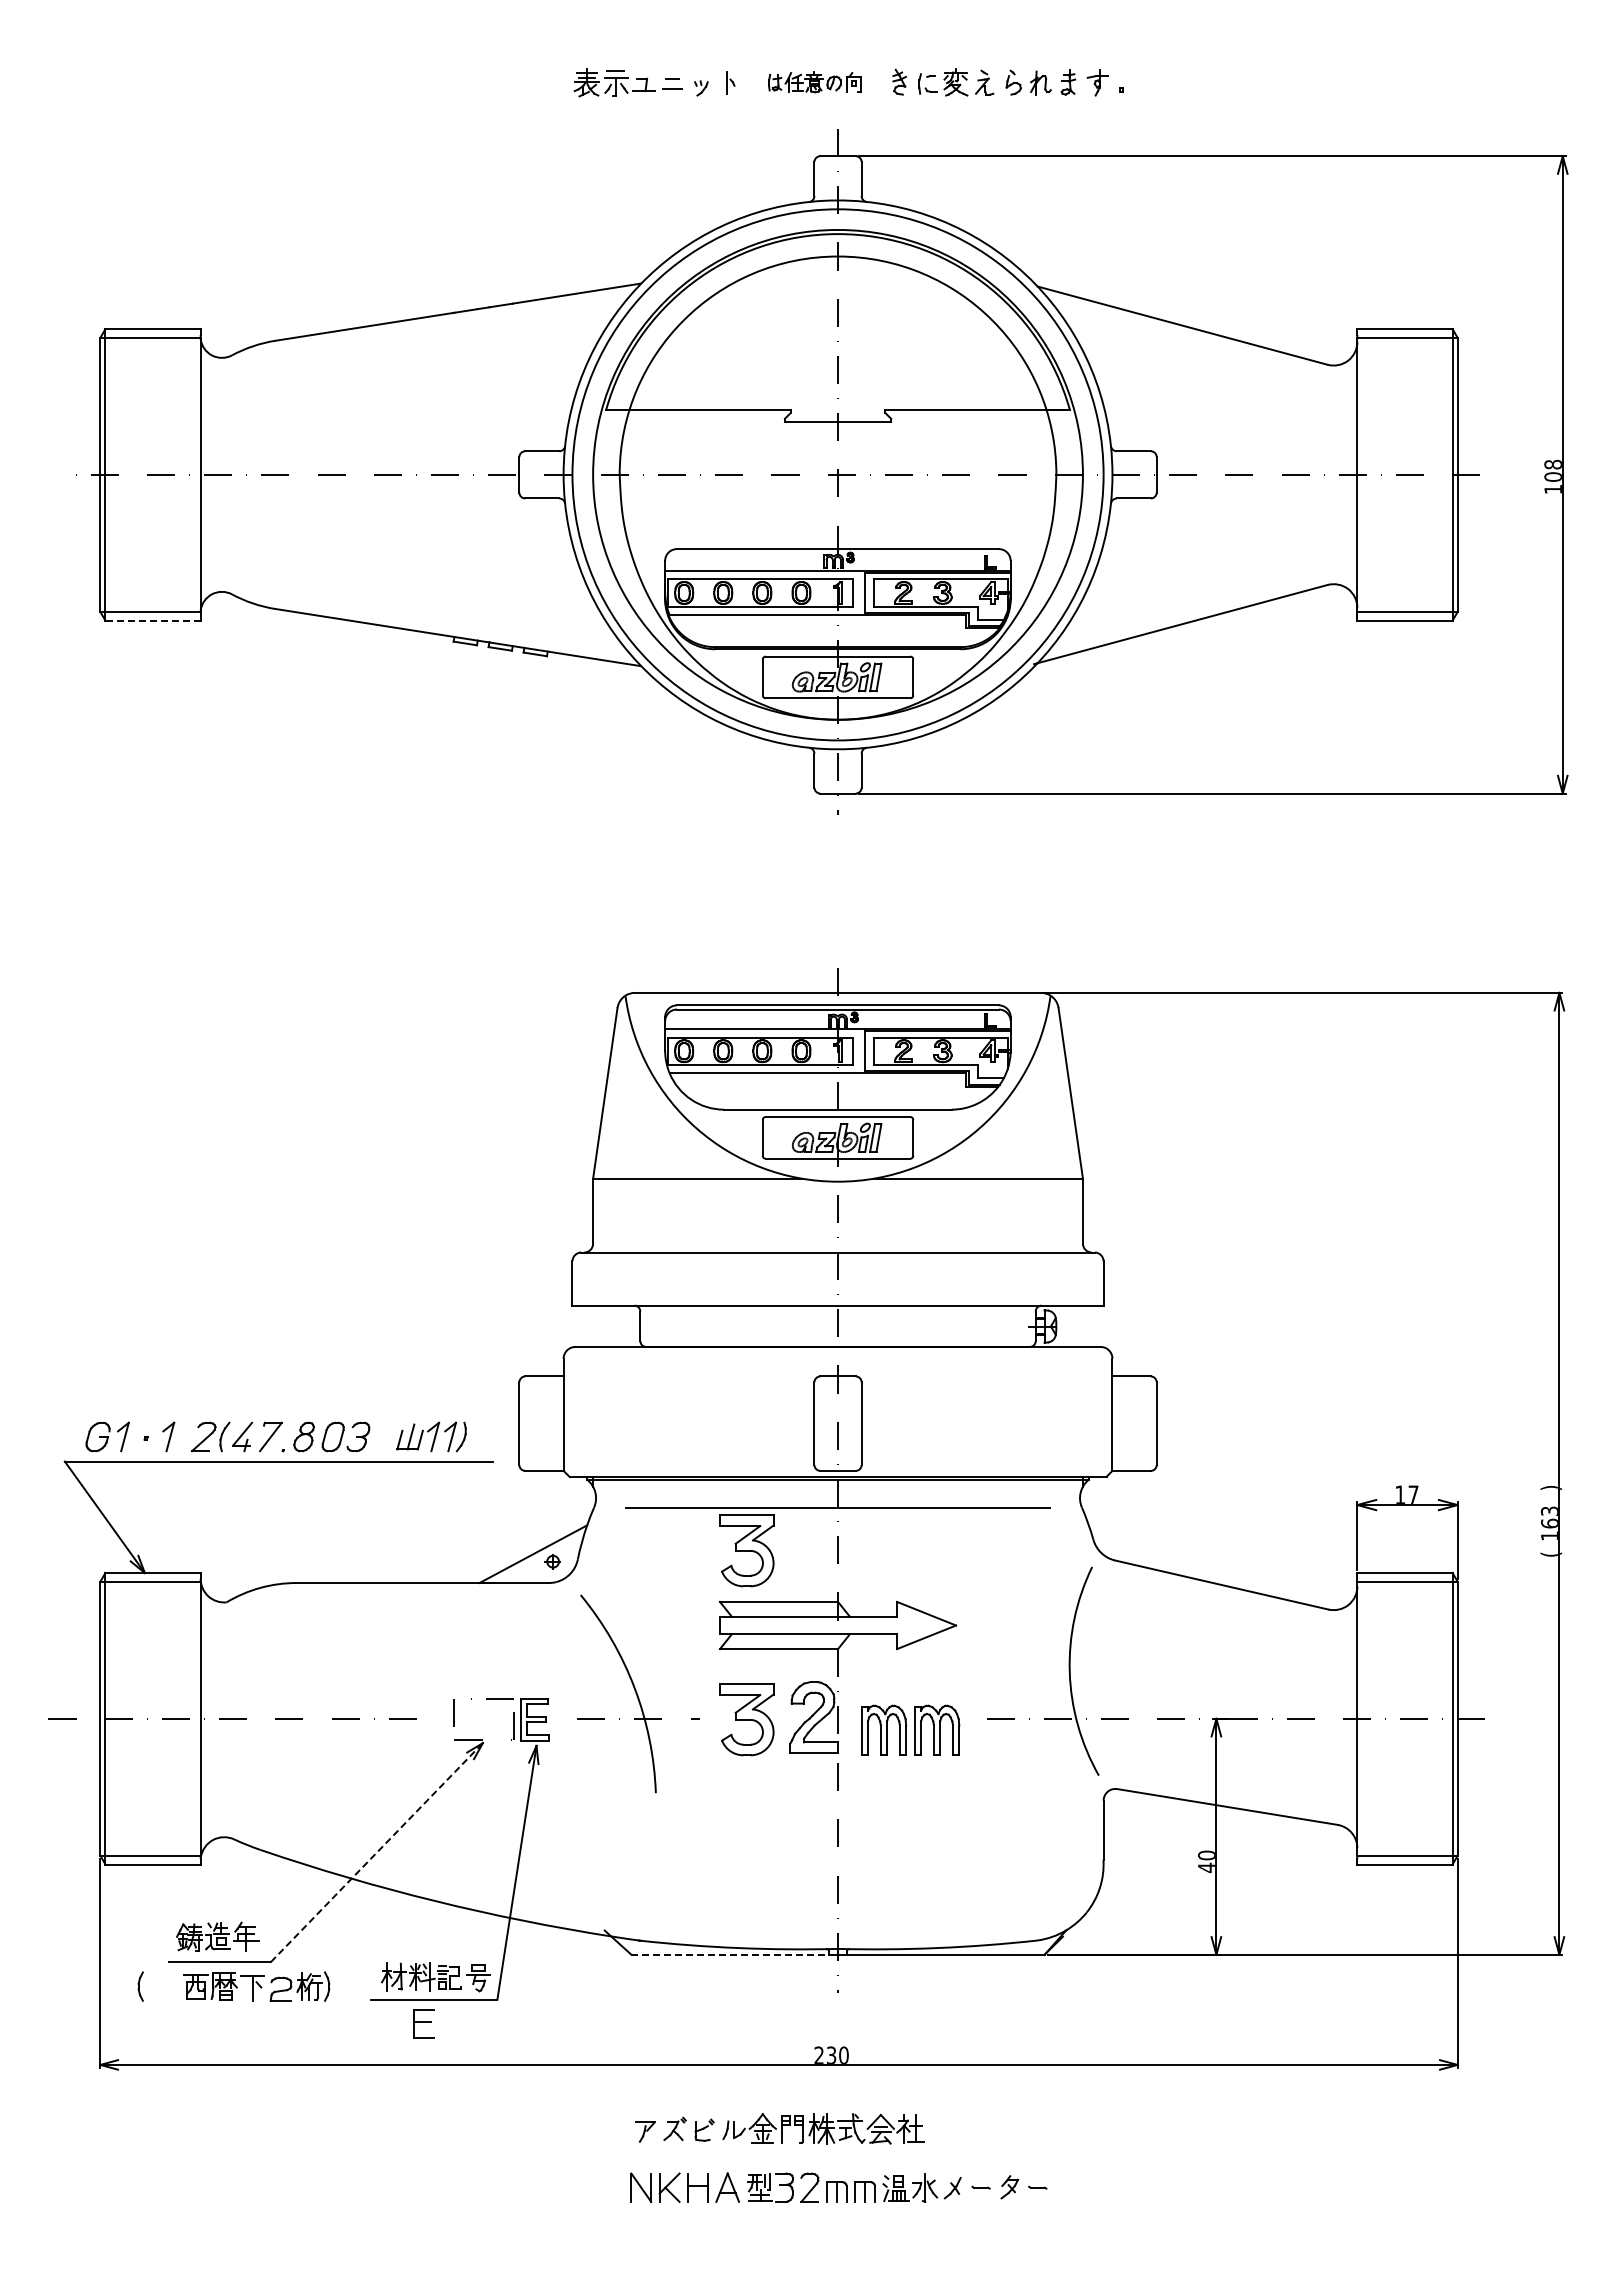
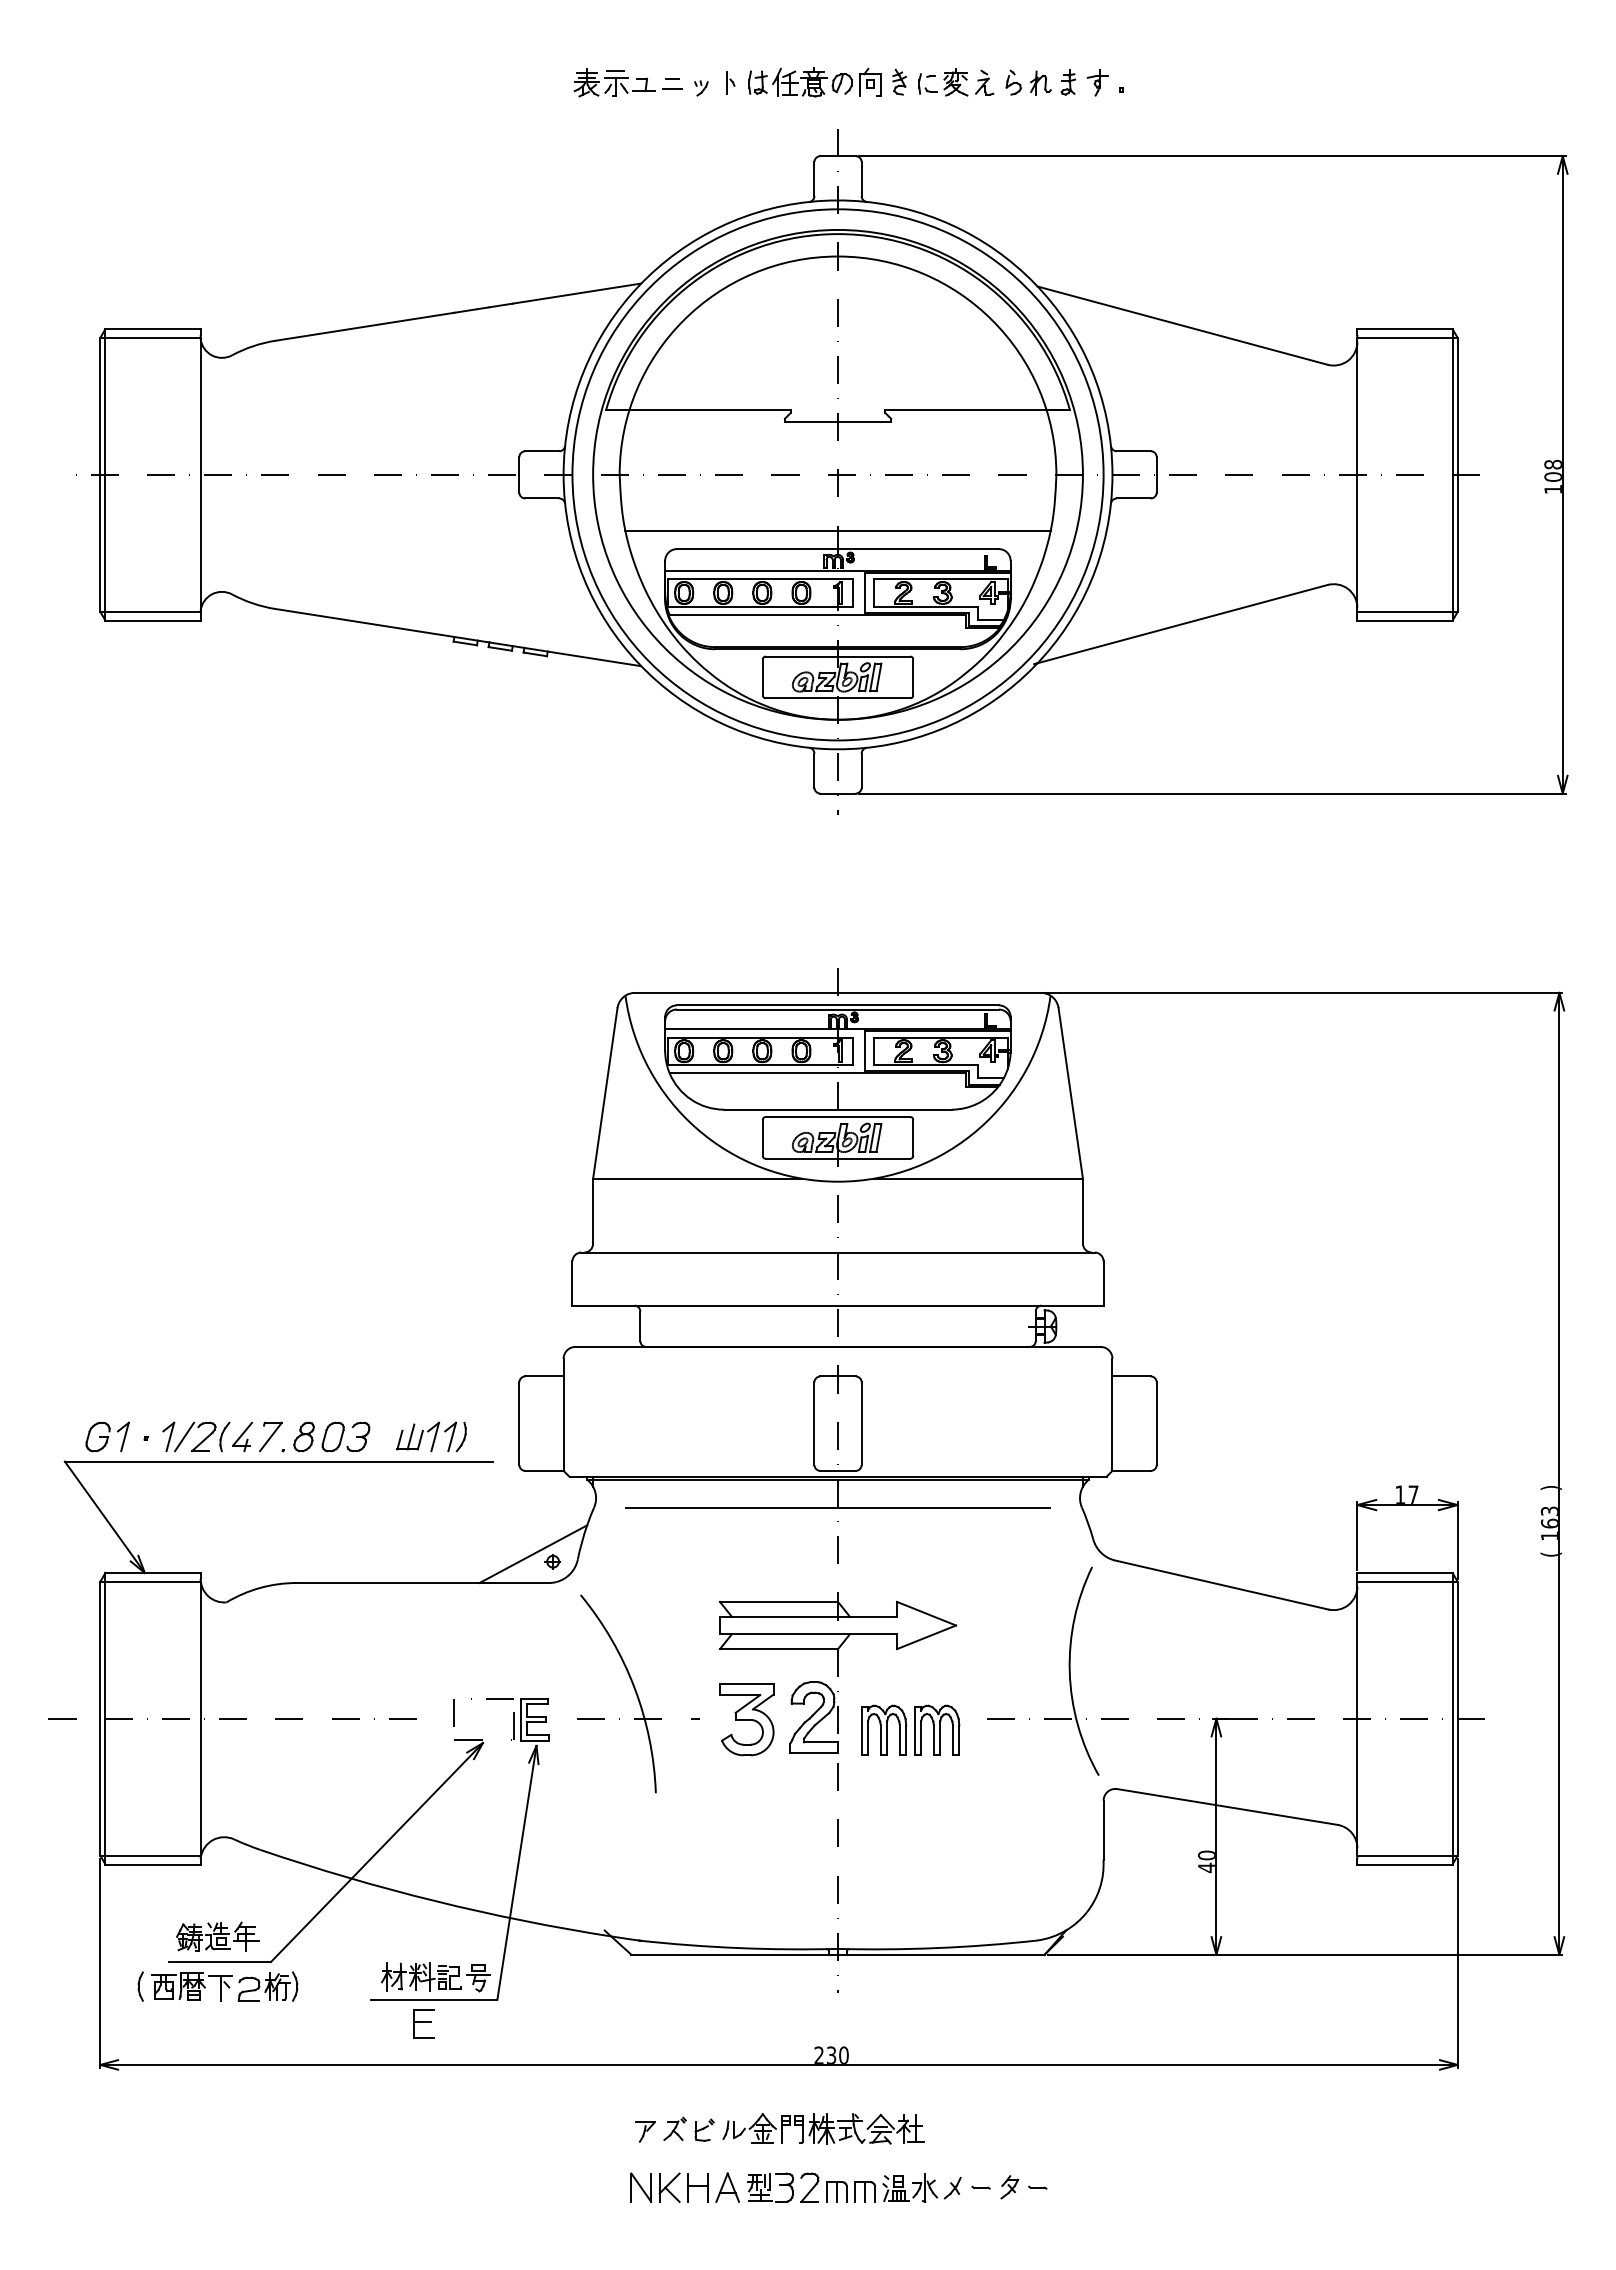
part size: 94x23 px -> 134x31 px (814, 82)
line: none -> present (837, 530)
line: dashed -> solid (153, 620)
line: none -> present (184, 1436)
part: present -> none (746, 1550)
line: dashed -> solid (377, 1852)
line: dashed -> solid (730, 1954)
part position: (256, 1986) -> (224, 1986) (224, 1986)
